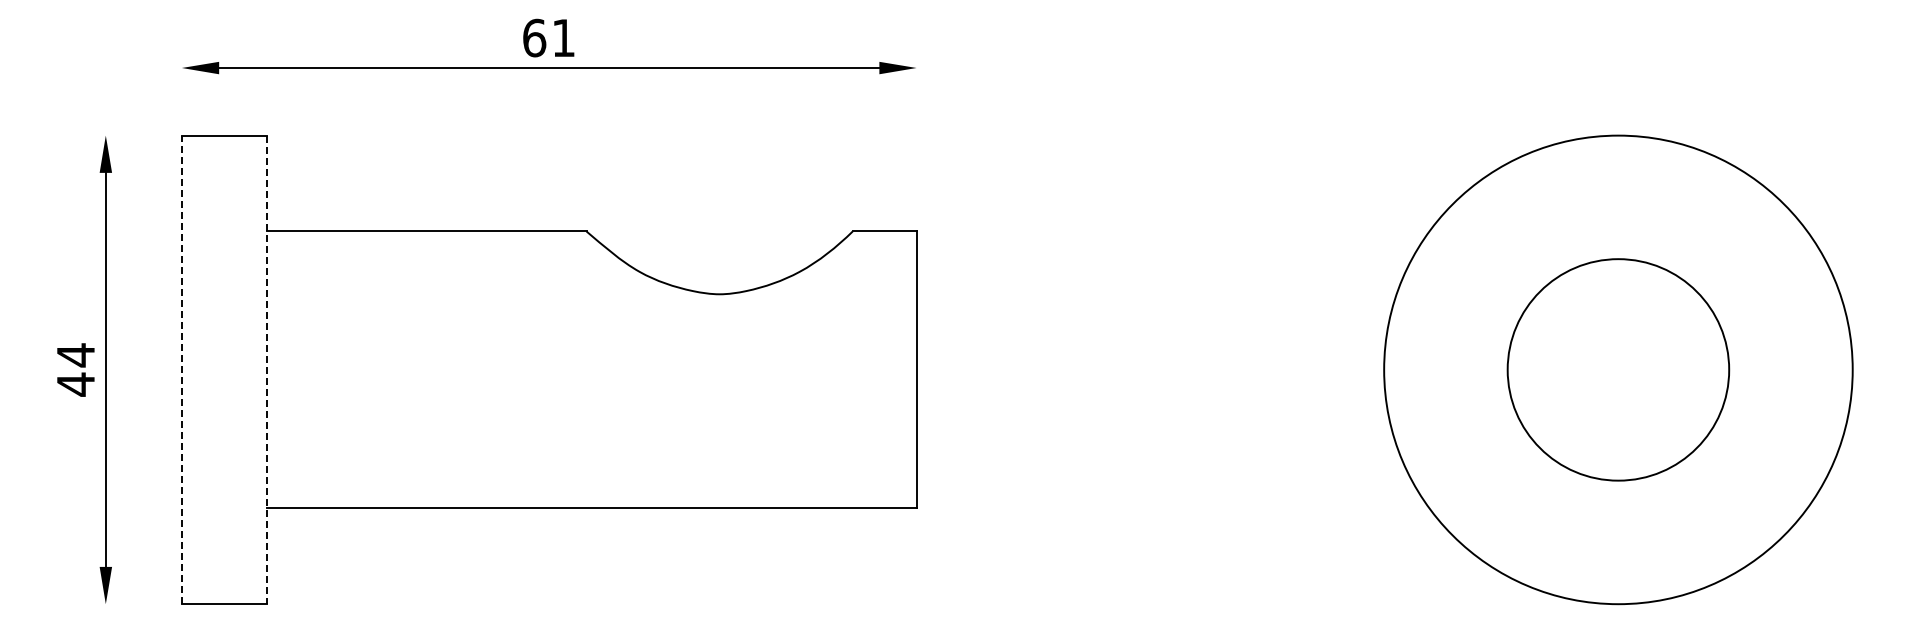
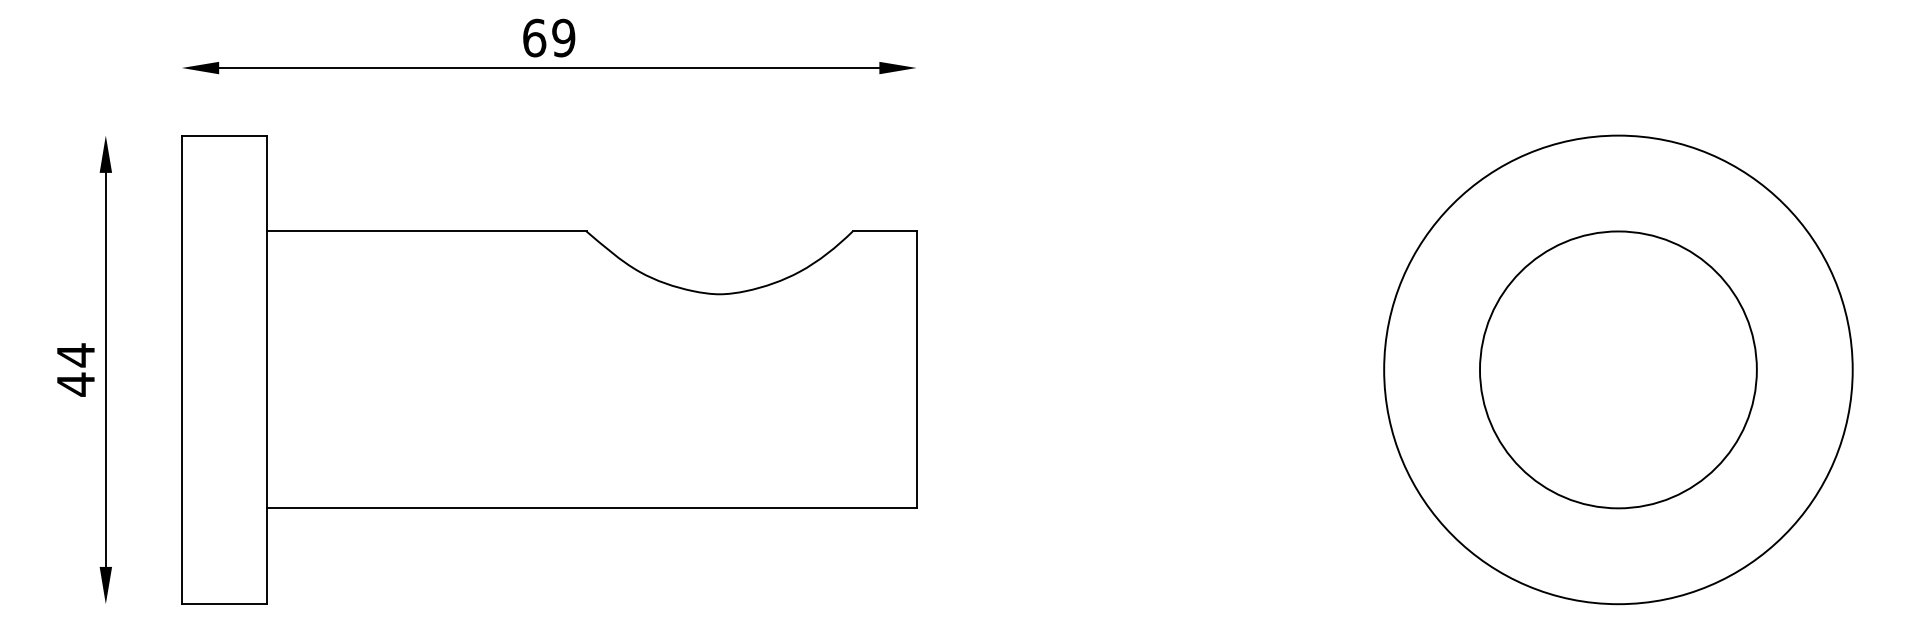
text: 61 -> 69 (563, 37)
line: dashed -> solid (181, 369)
circle diameter: 222 px -> 277 px (1618, 369)
line: dashed -> solid (267, 370)
